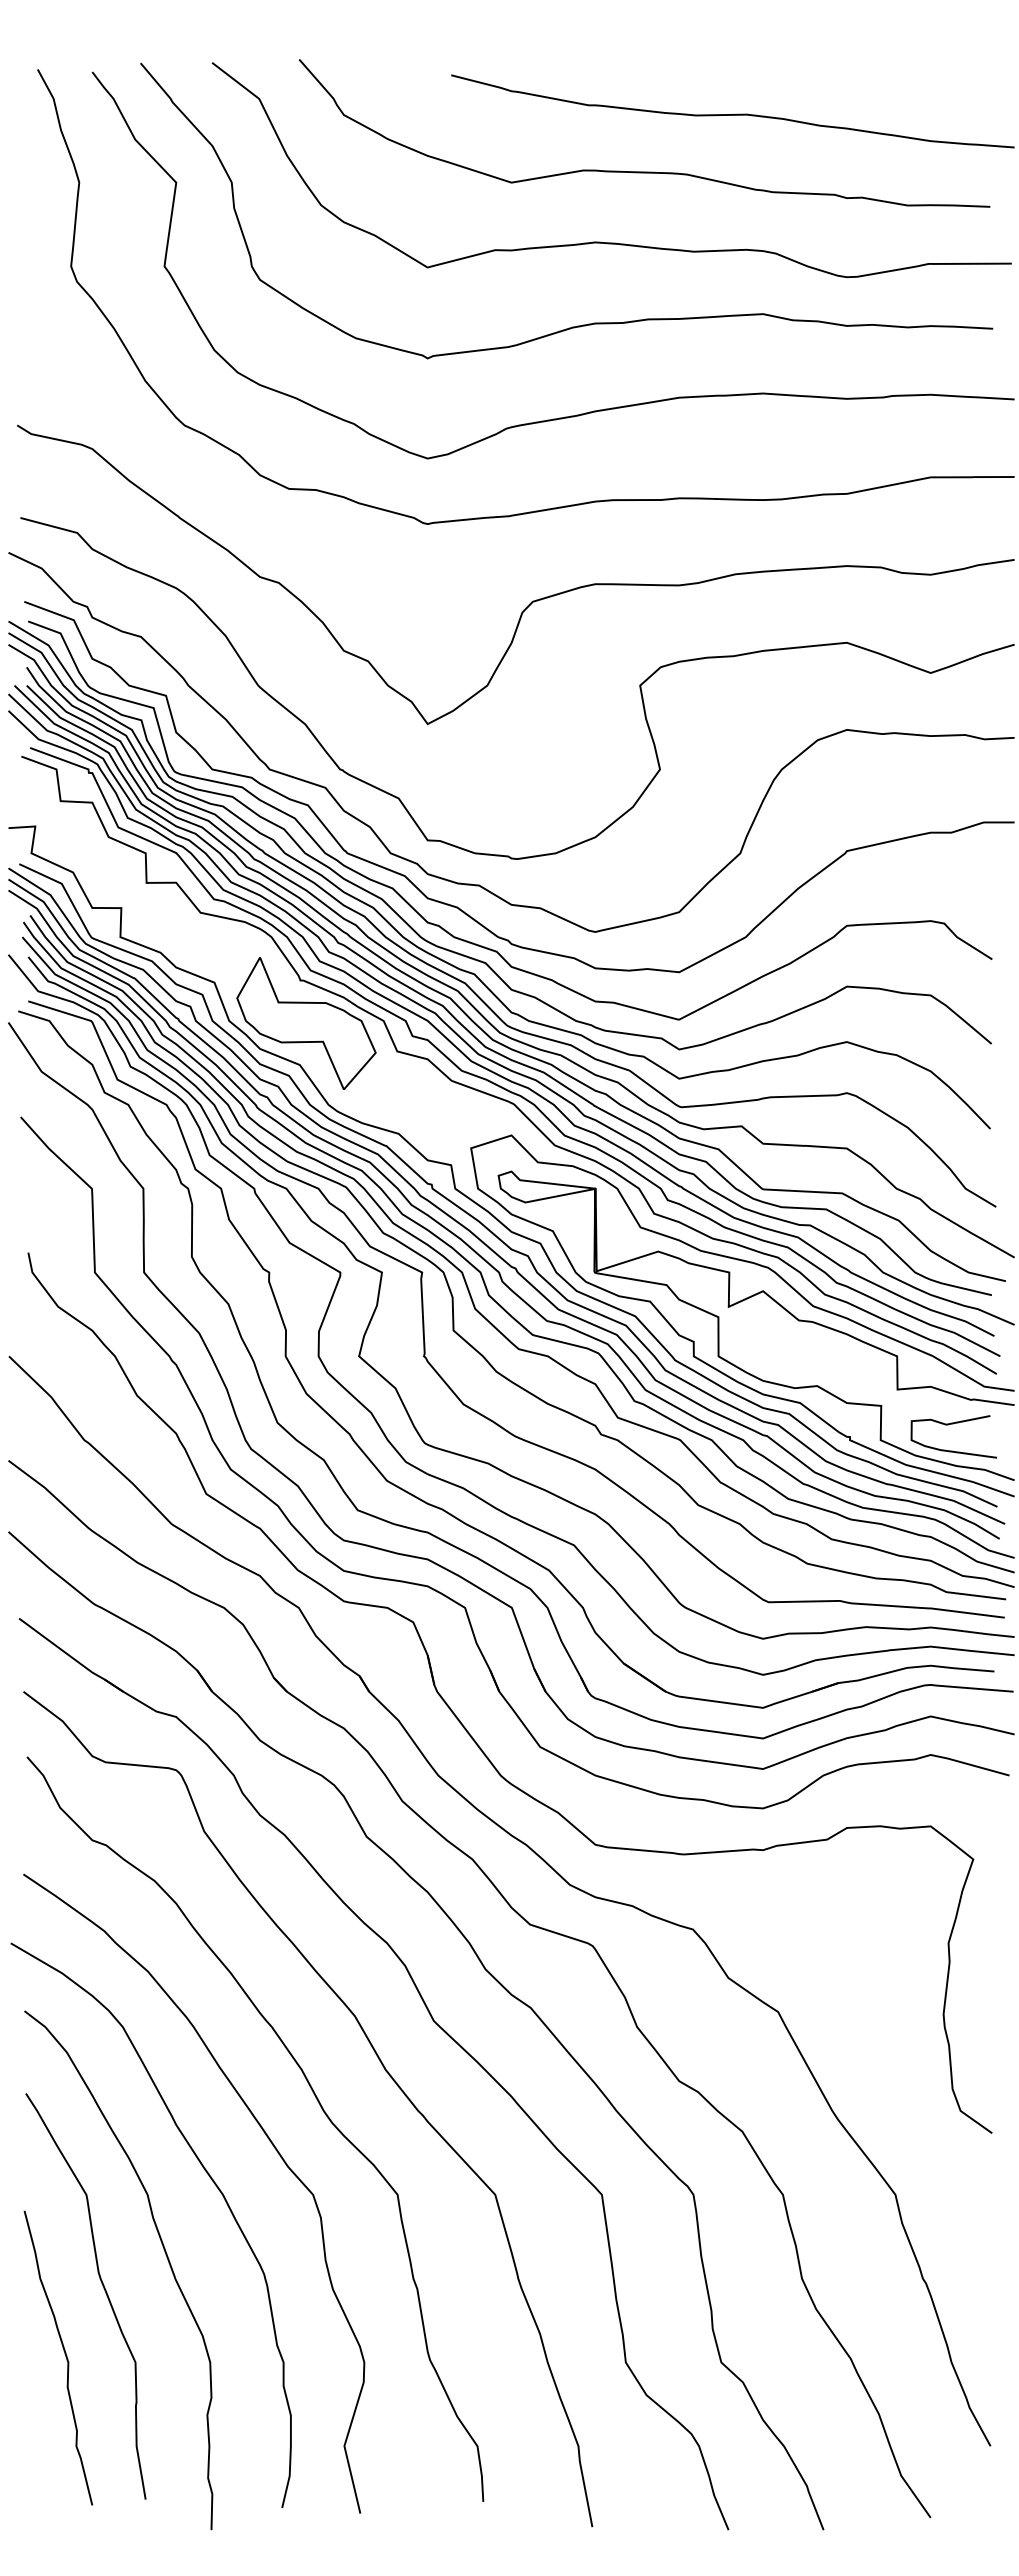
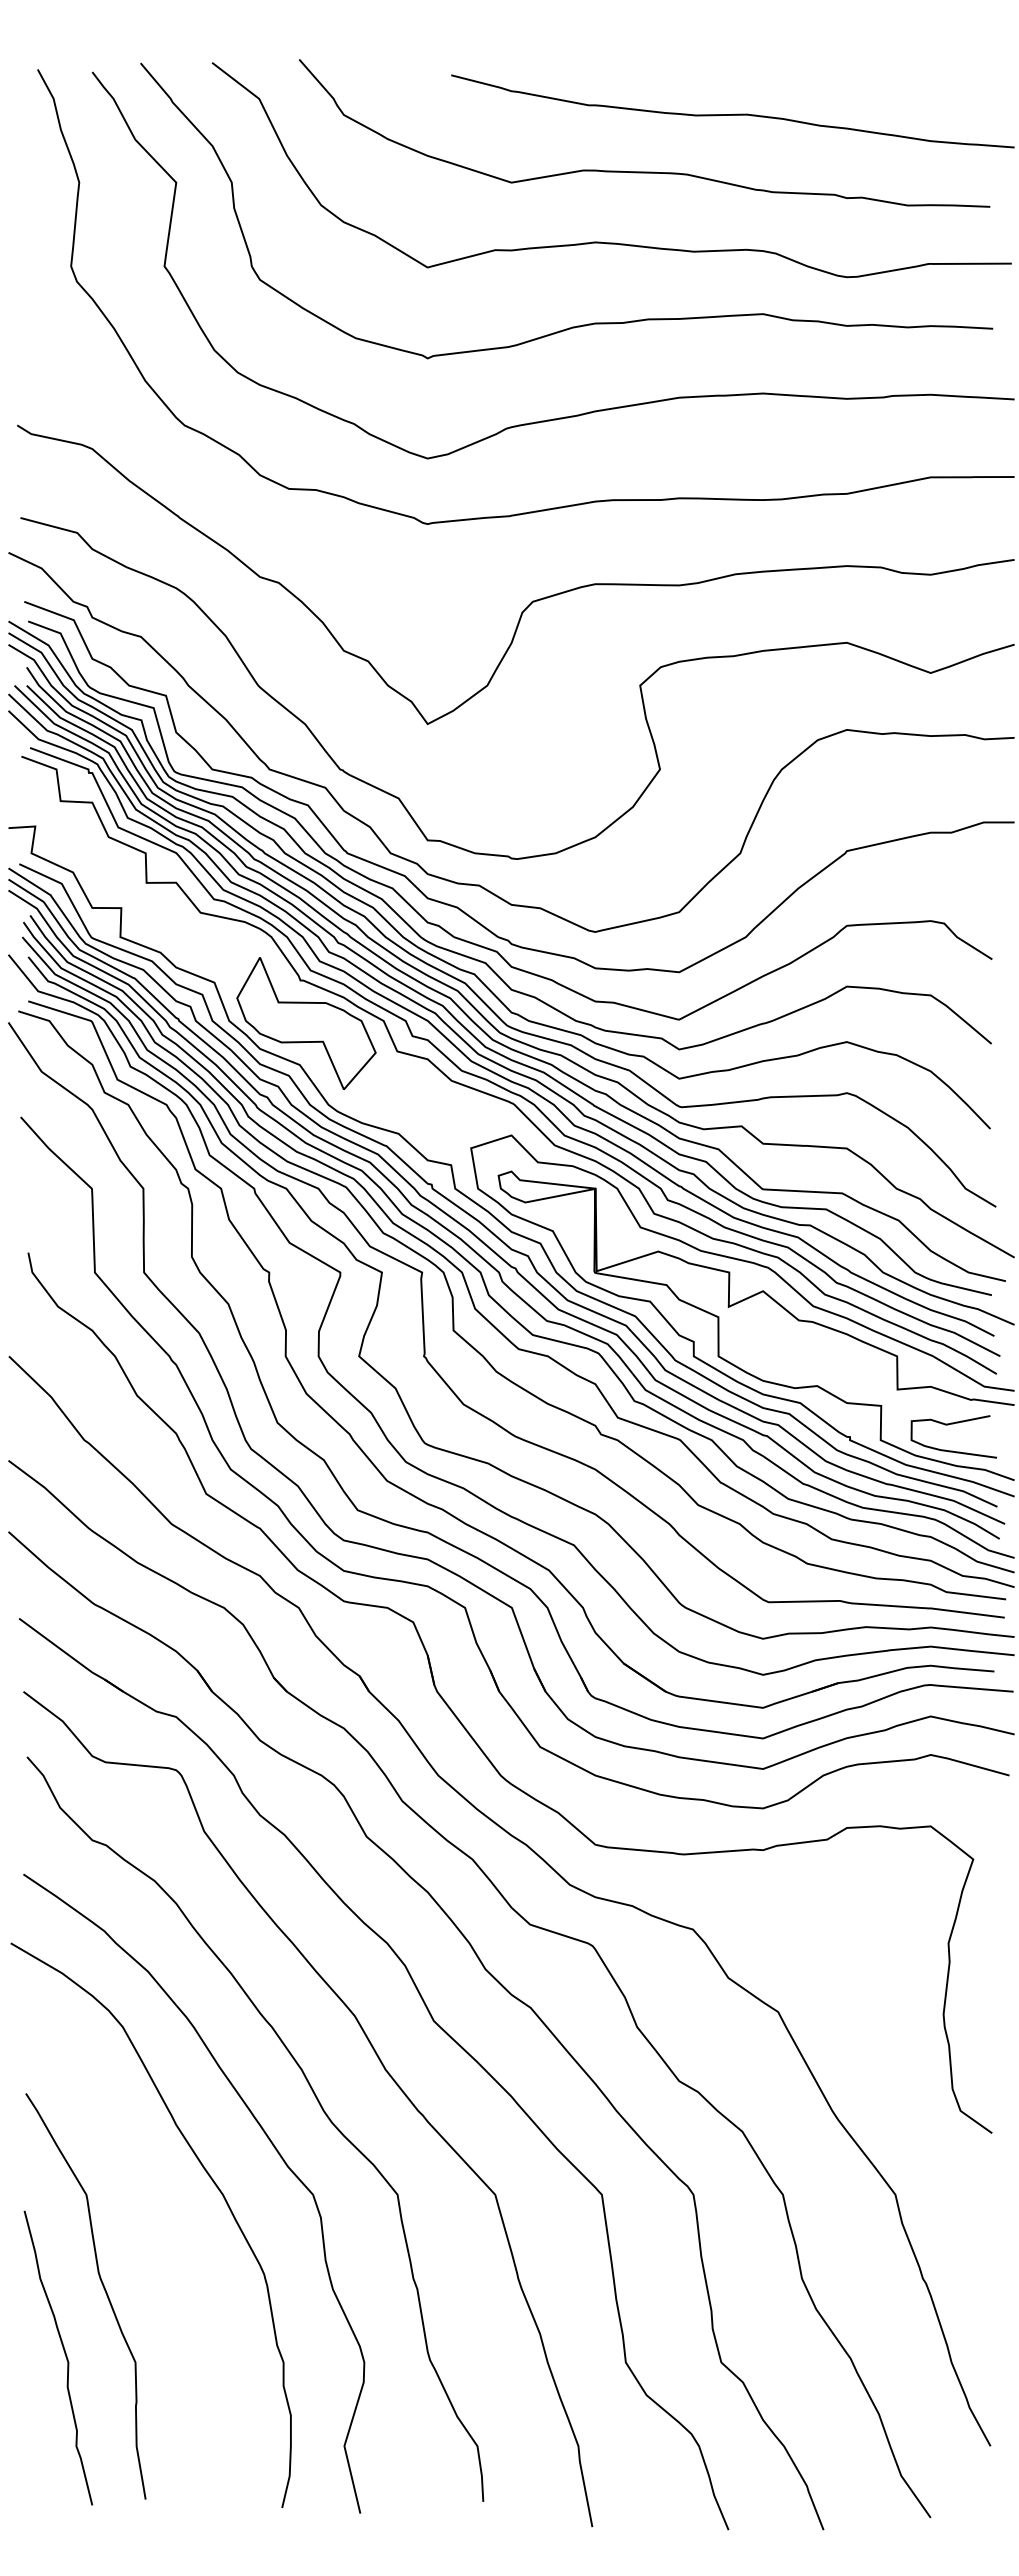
curve: present -> none (165, 2255)
